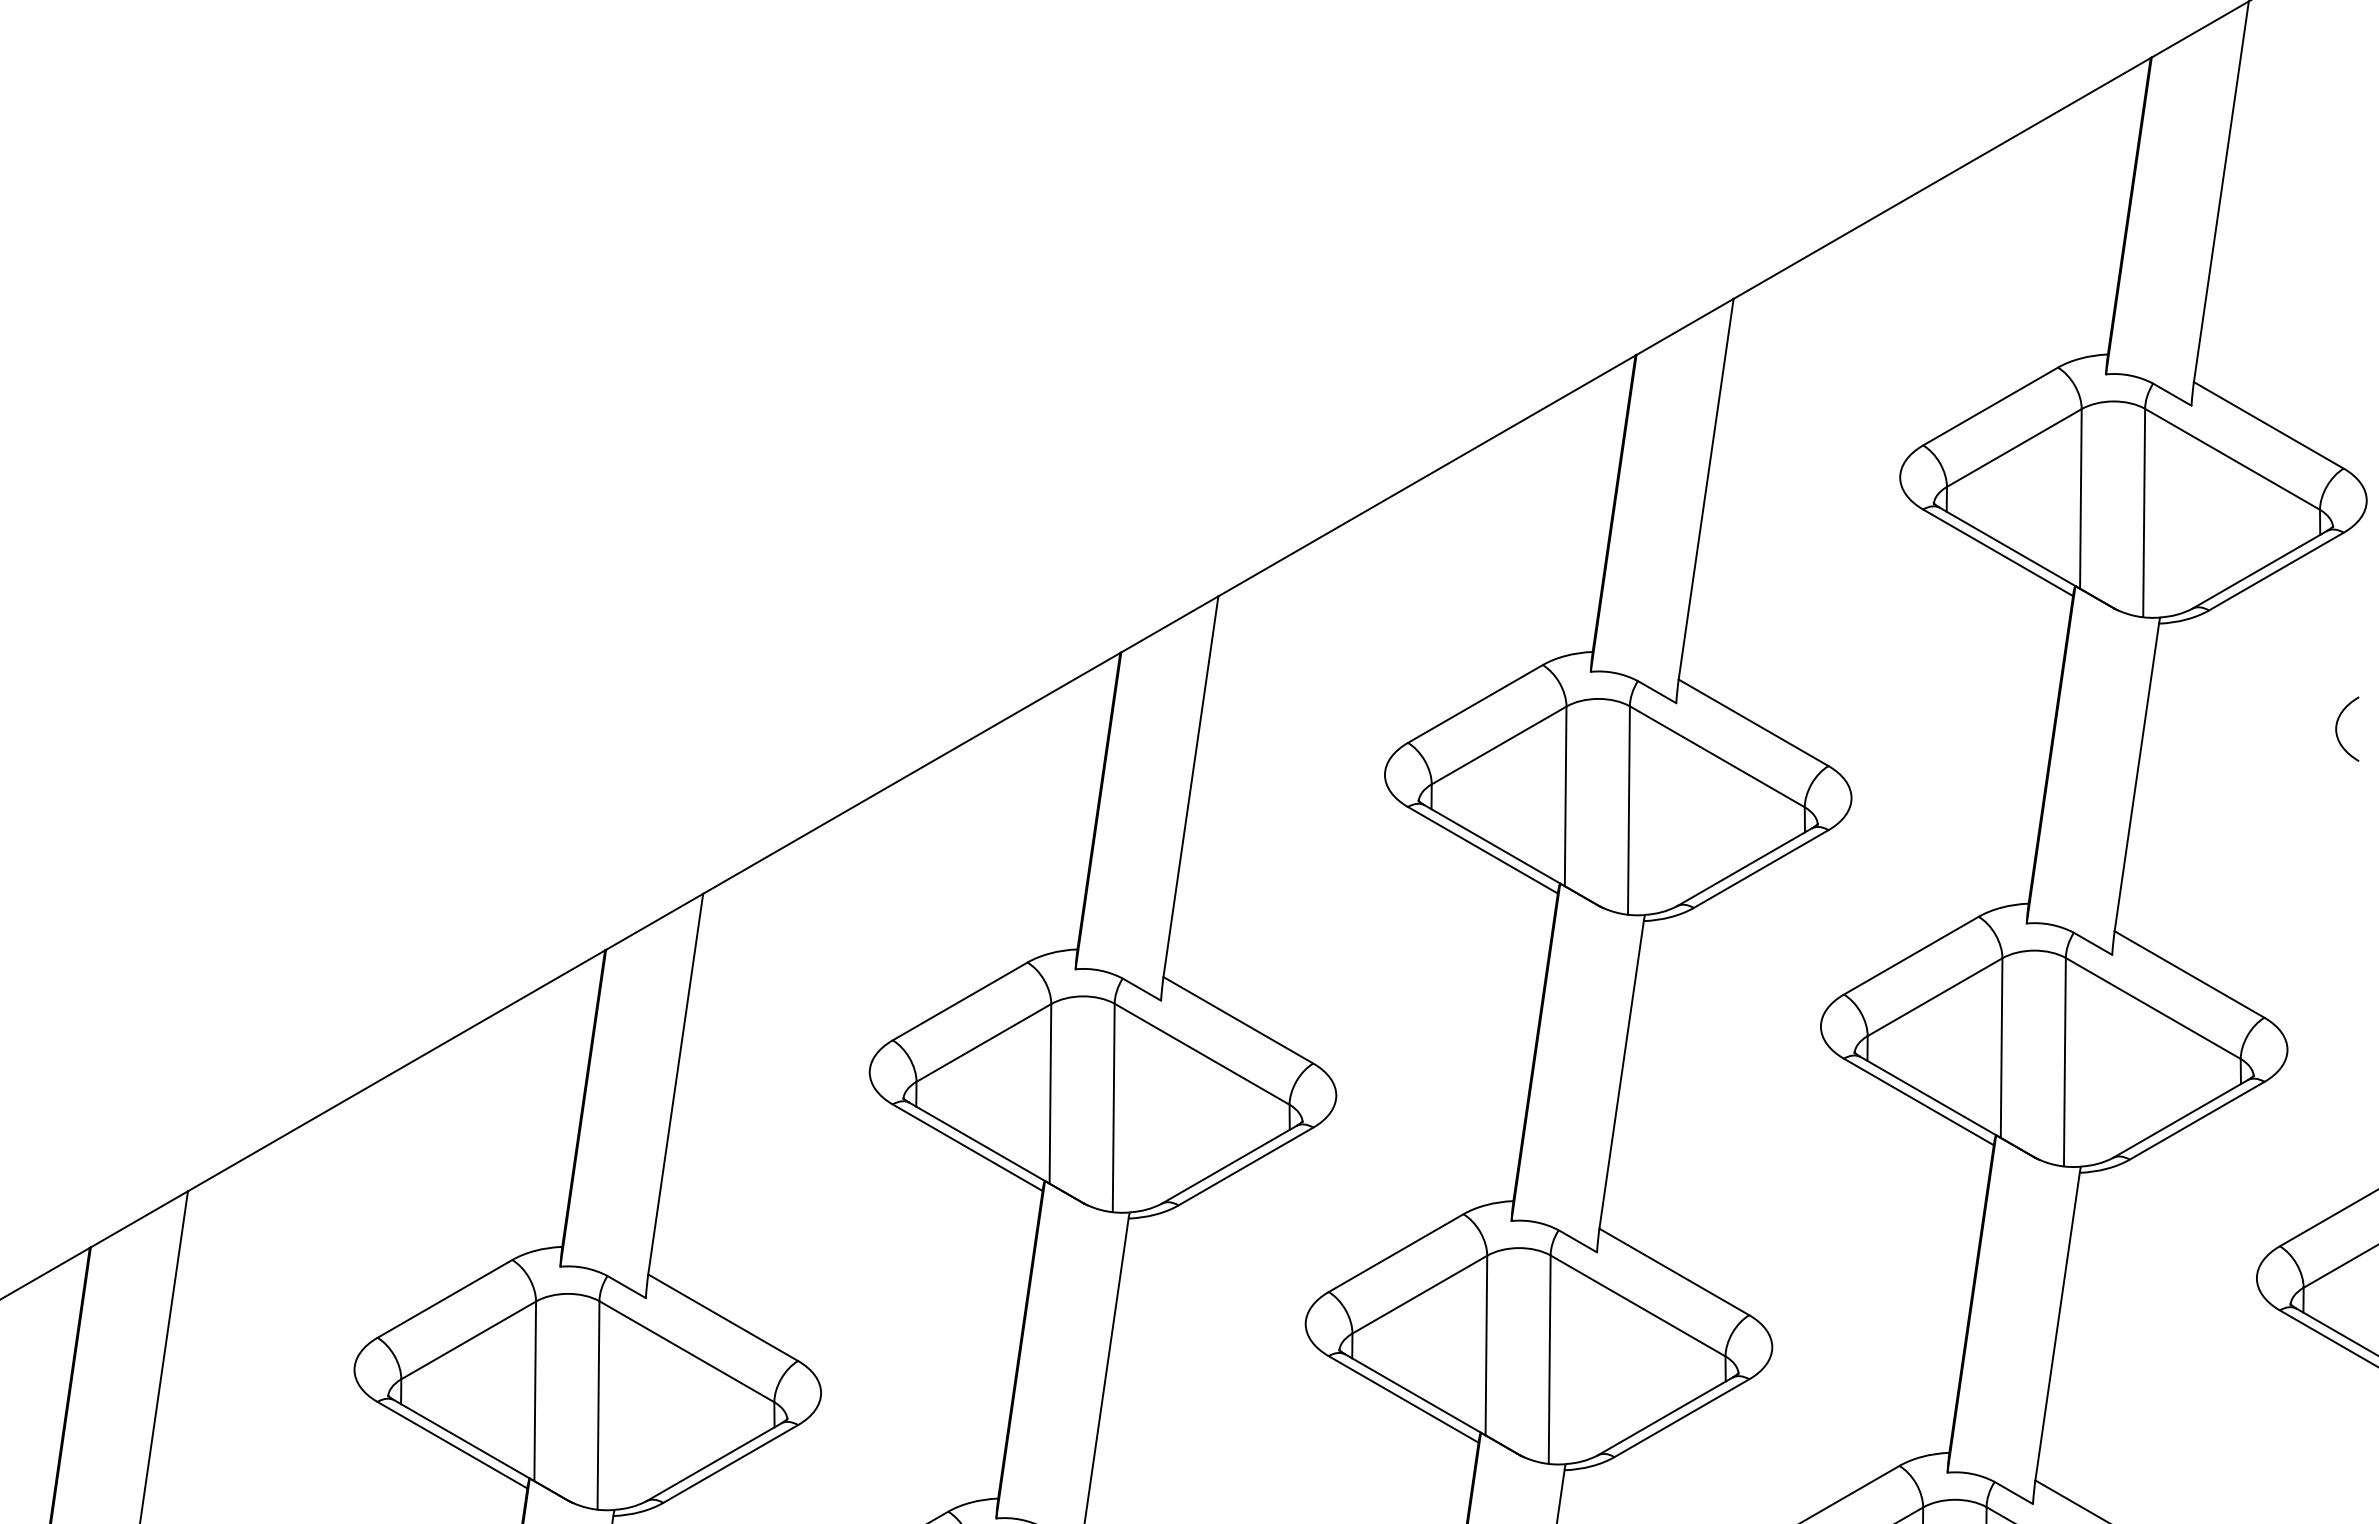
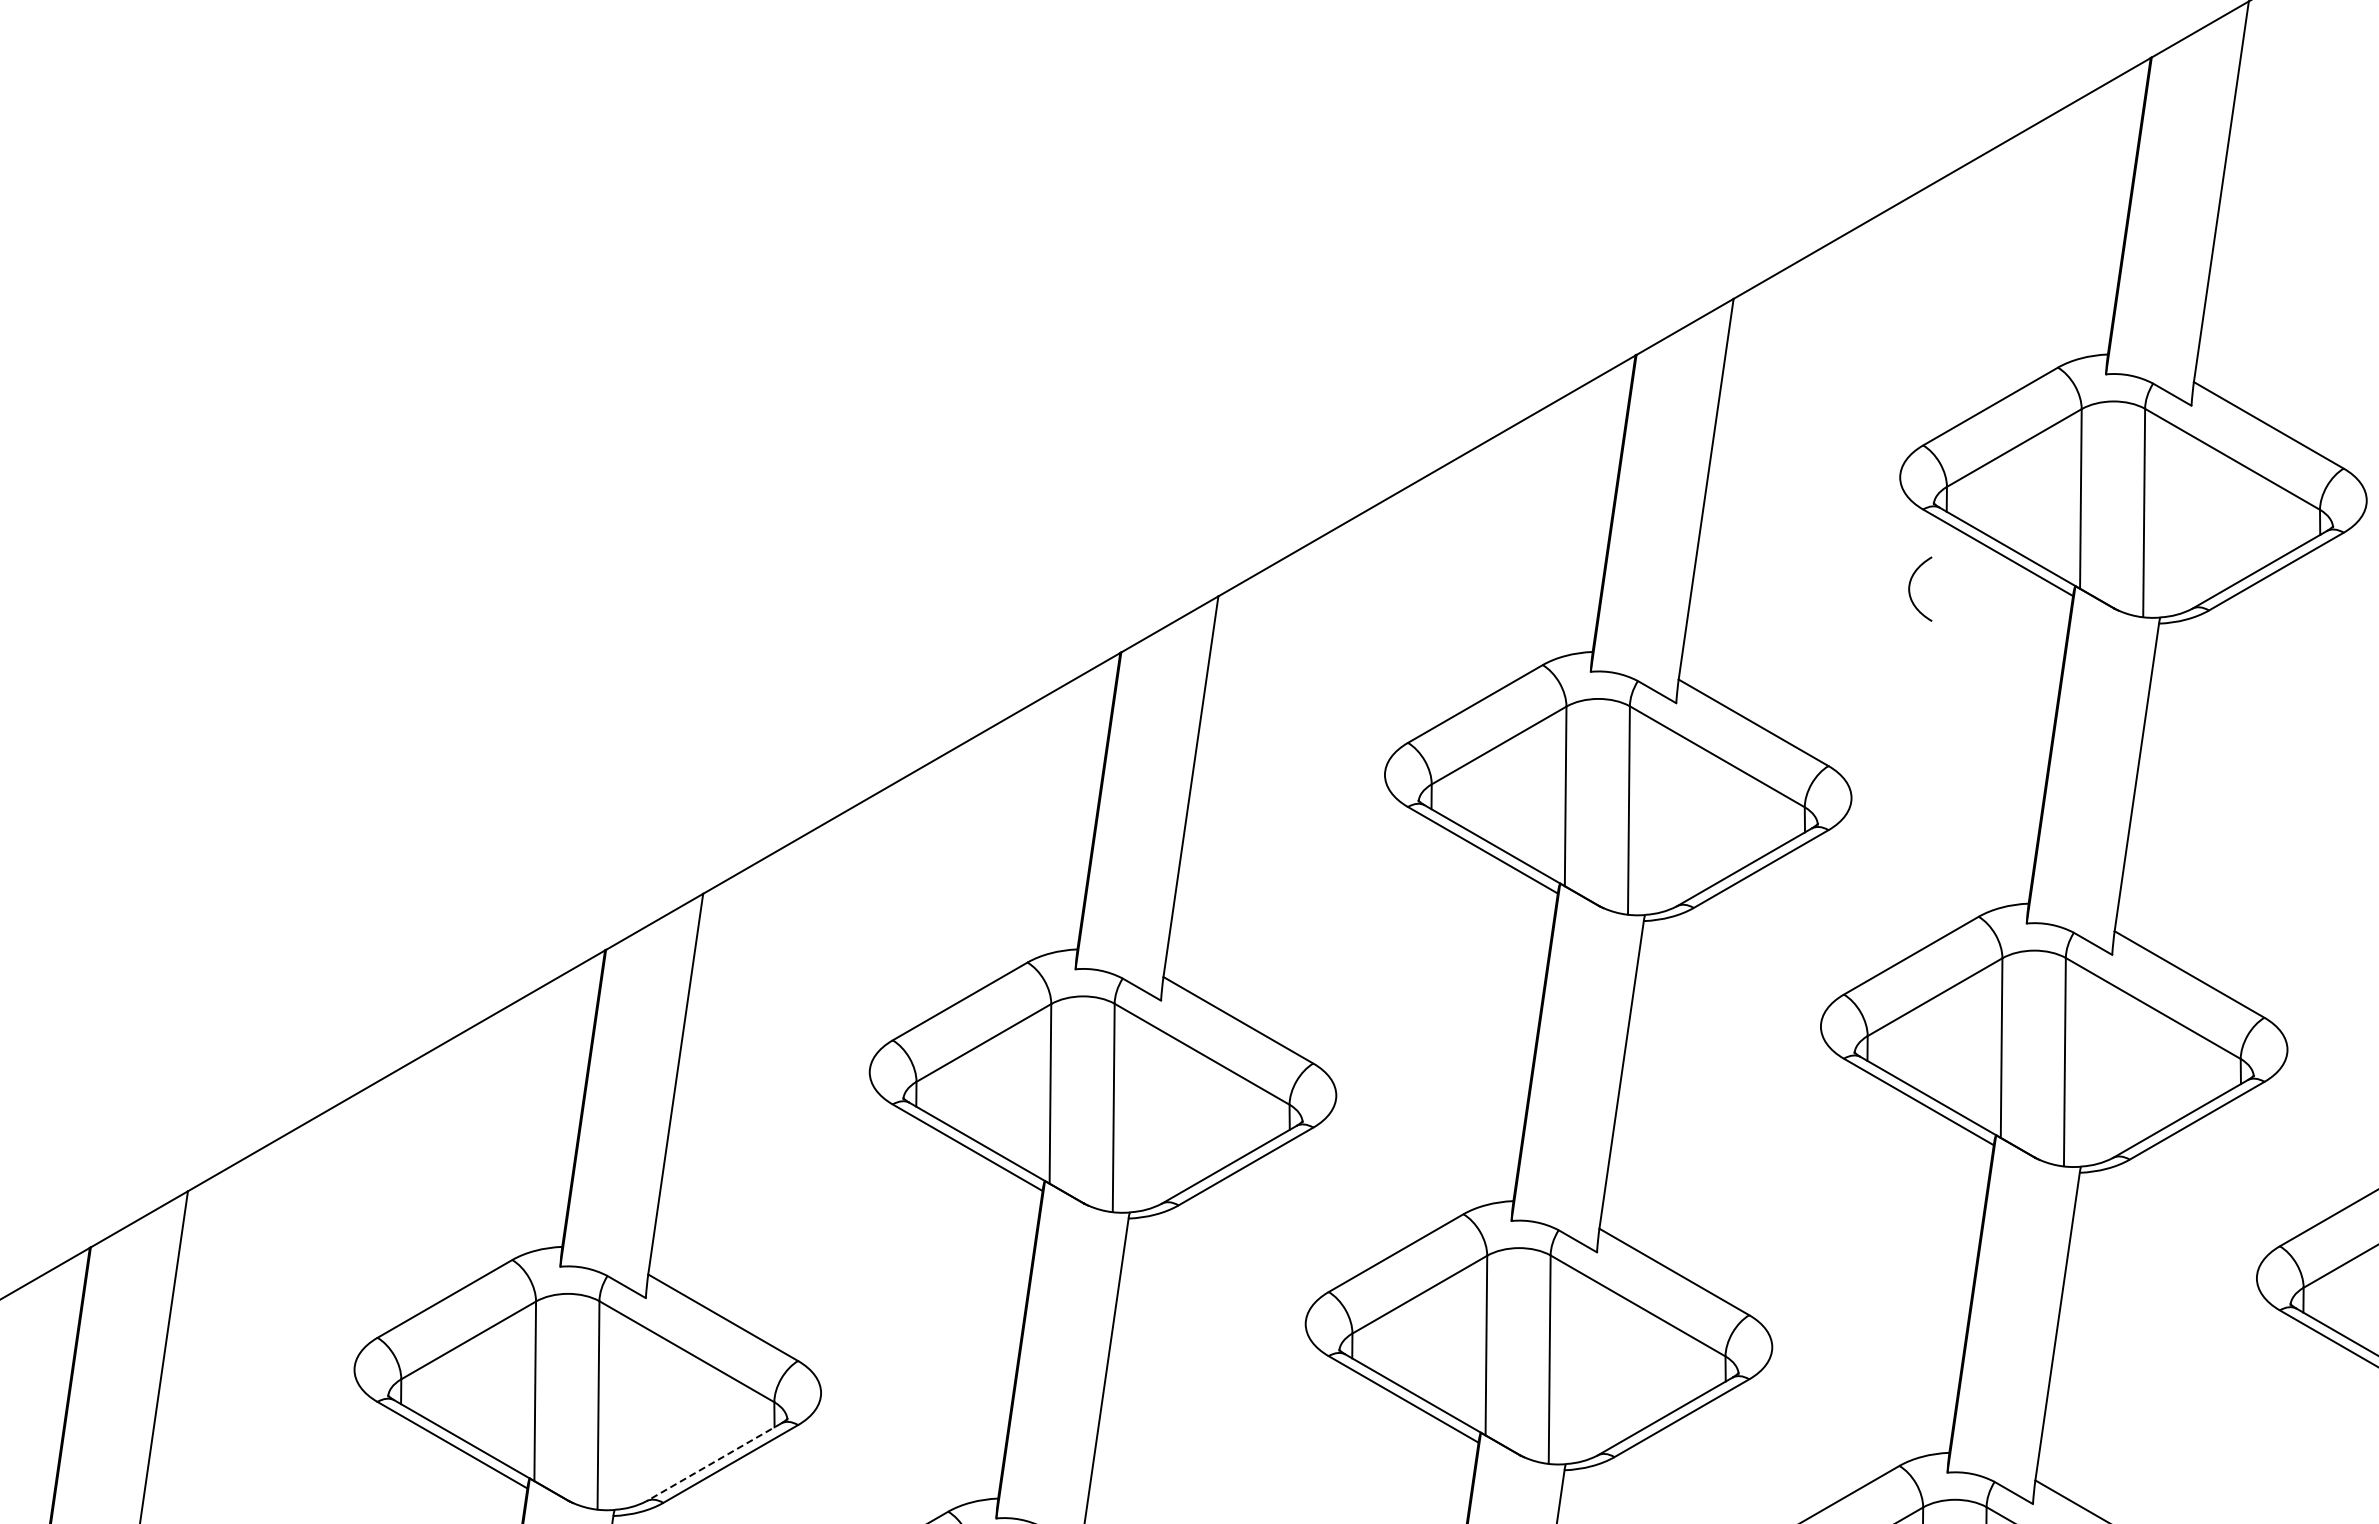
curve position: (2337, 728) -> (1910, 588) (1910, 588)
line: solid -> dashed (713, 1462)
